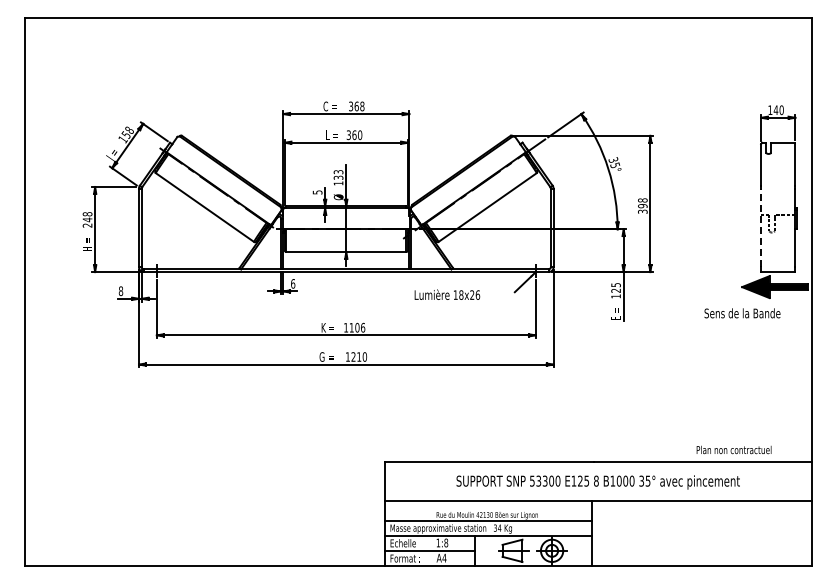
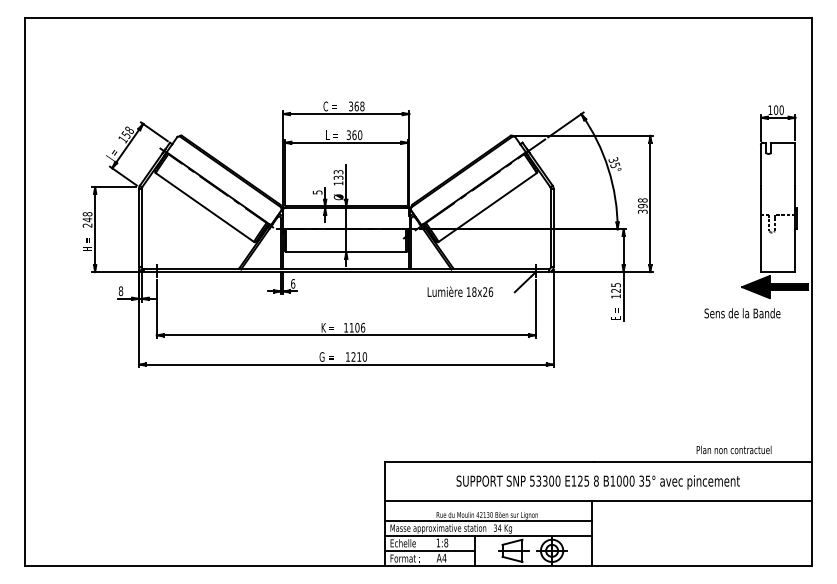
text: 140 -> 100 (775, 110)
line: dashed -> solid (761, 227)
text position: (447, 294) -> (460, 291) (460, 291)
